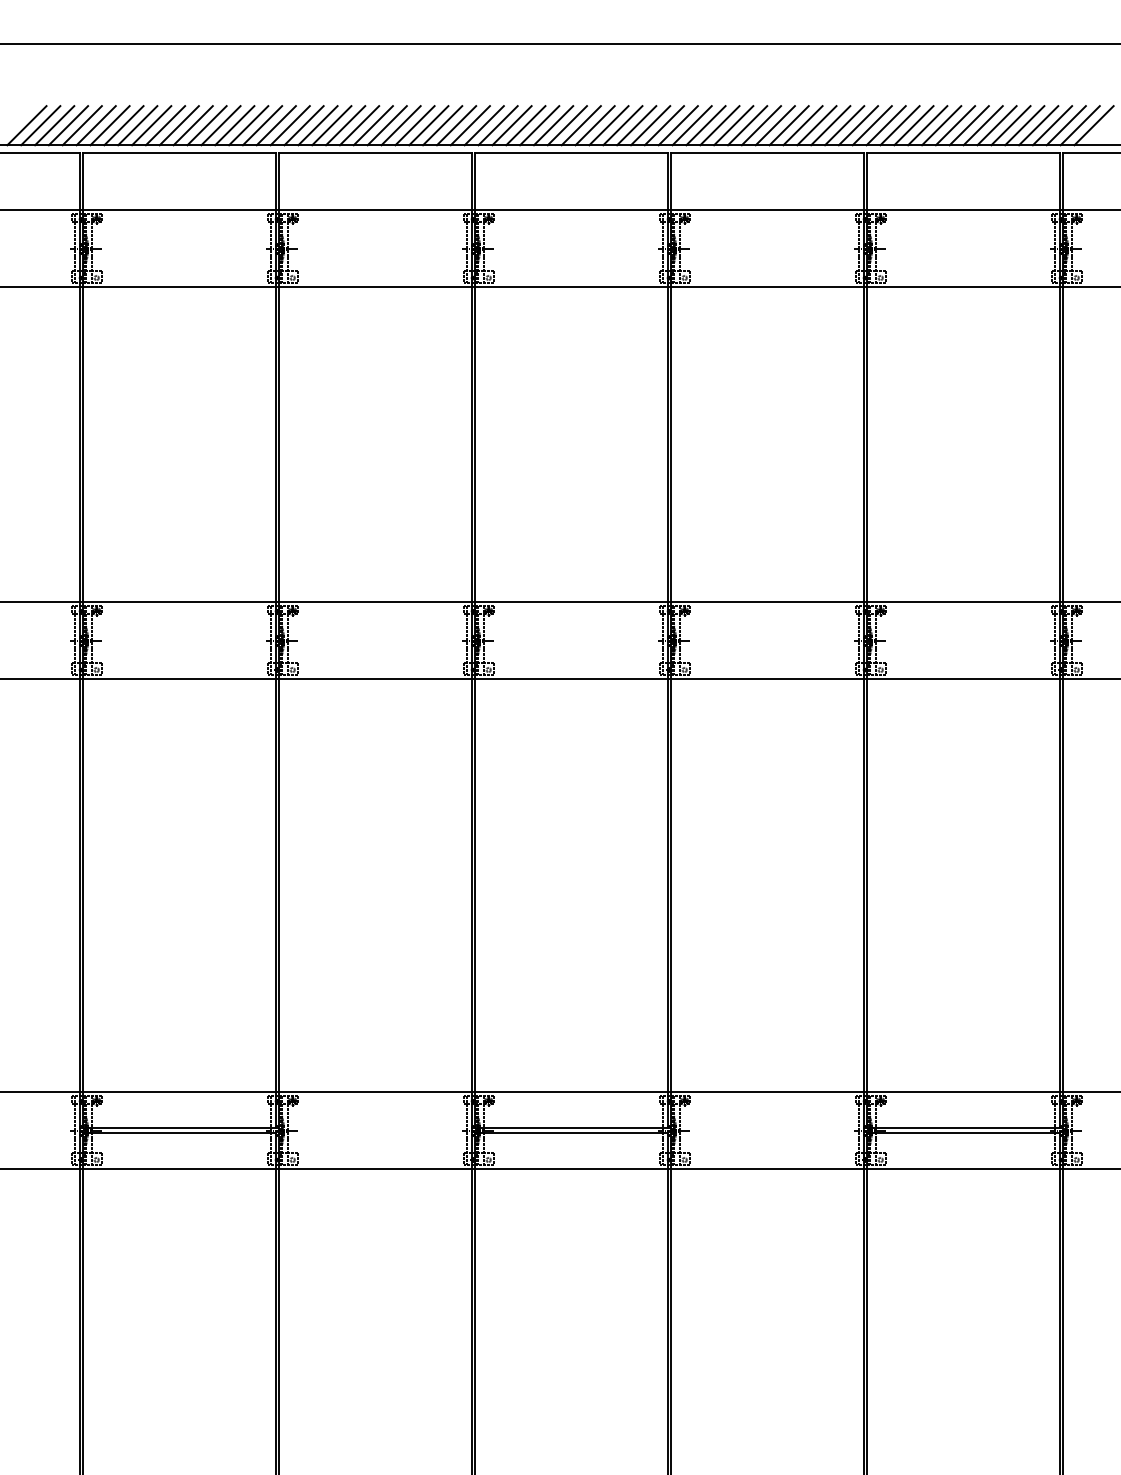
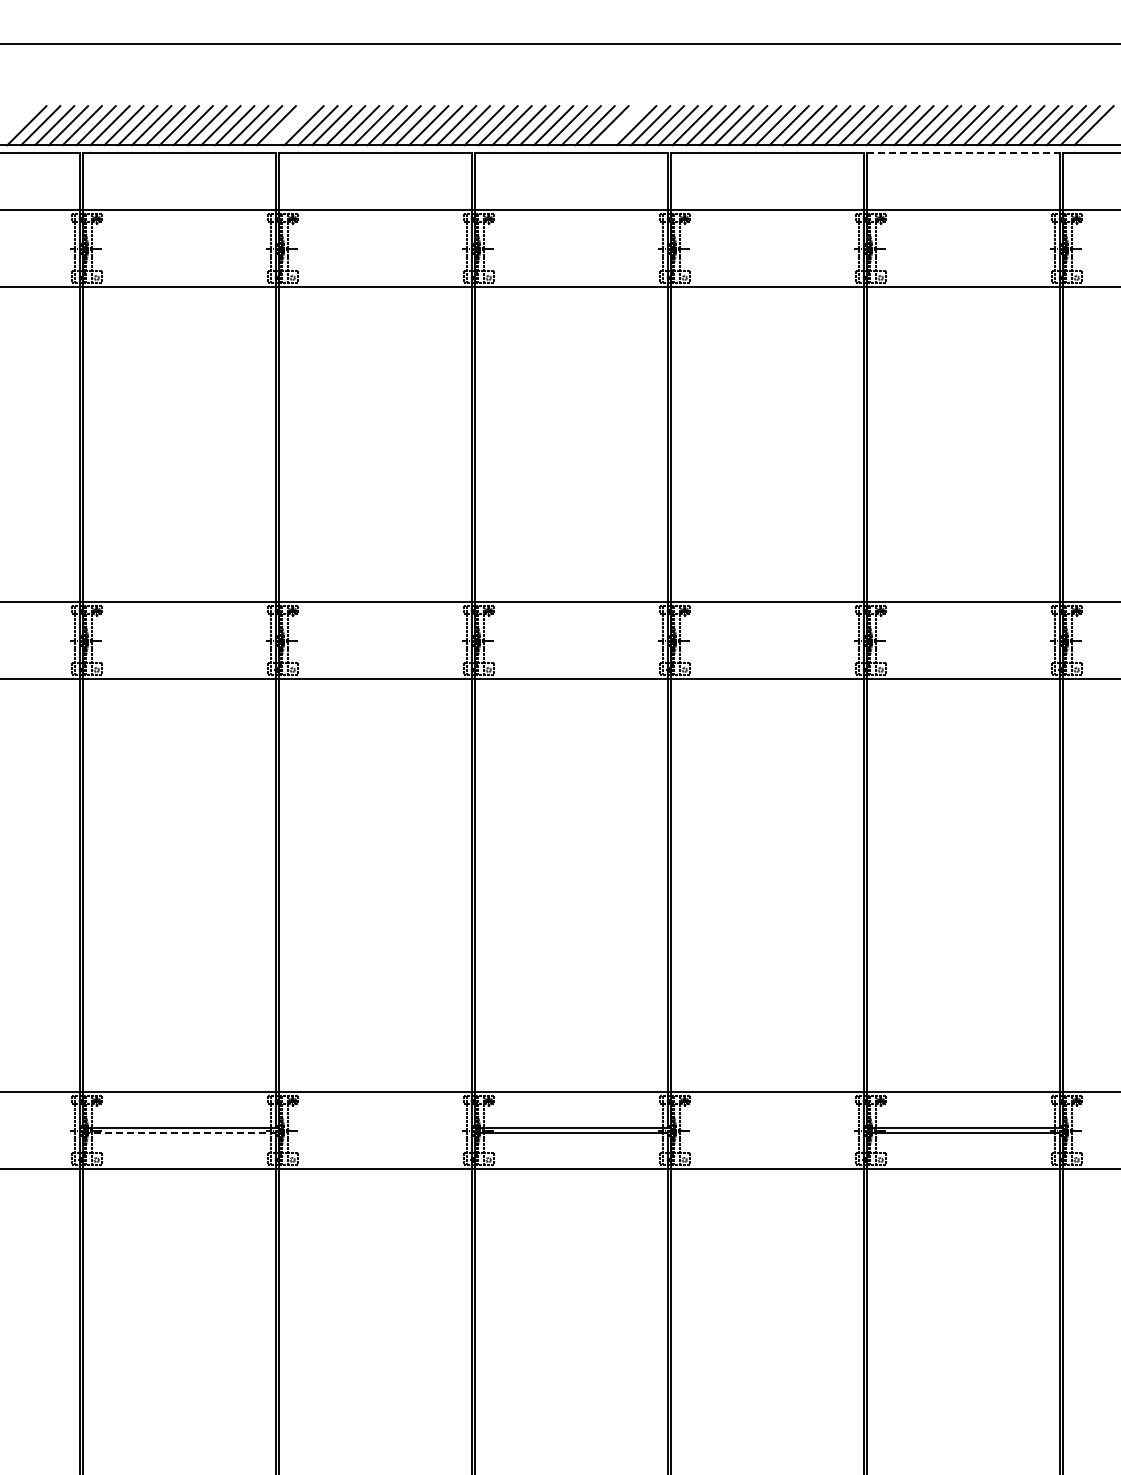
line: present -> none (289, 125)
line: present -> none (622, 125)
line: solid -> dashed (963, 153)
line: solid -> dashed (179, 1133)
